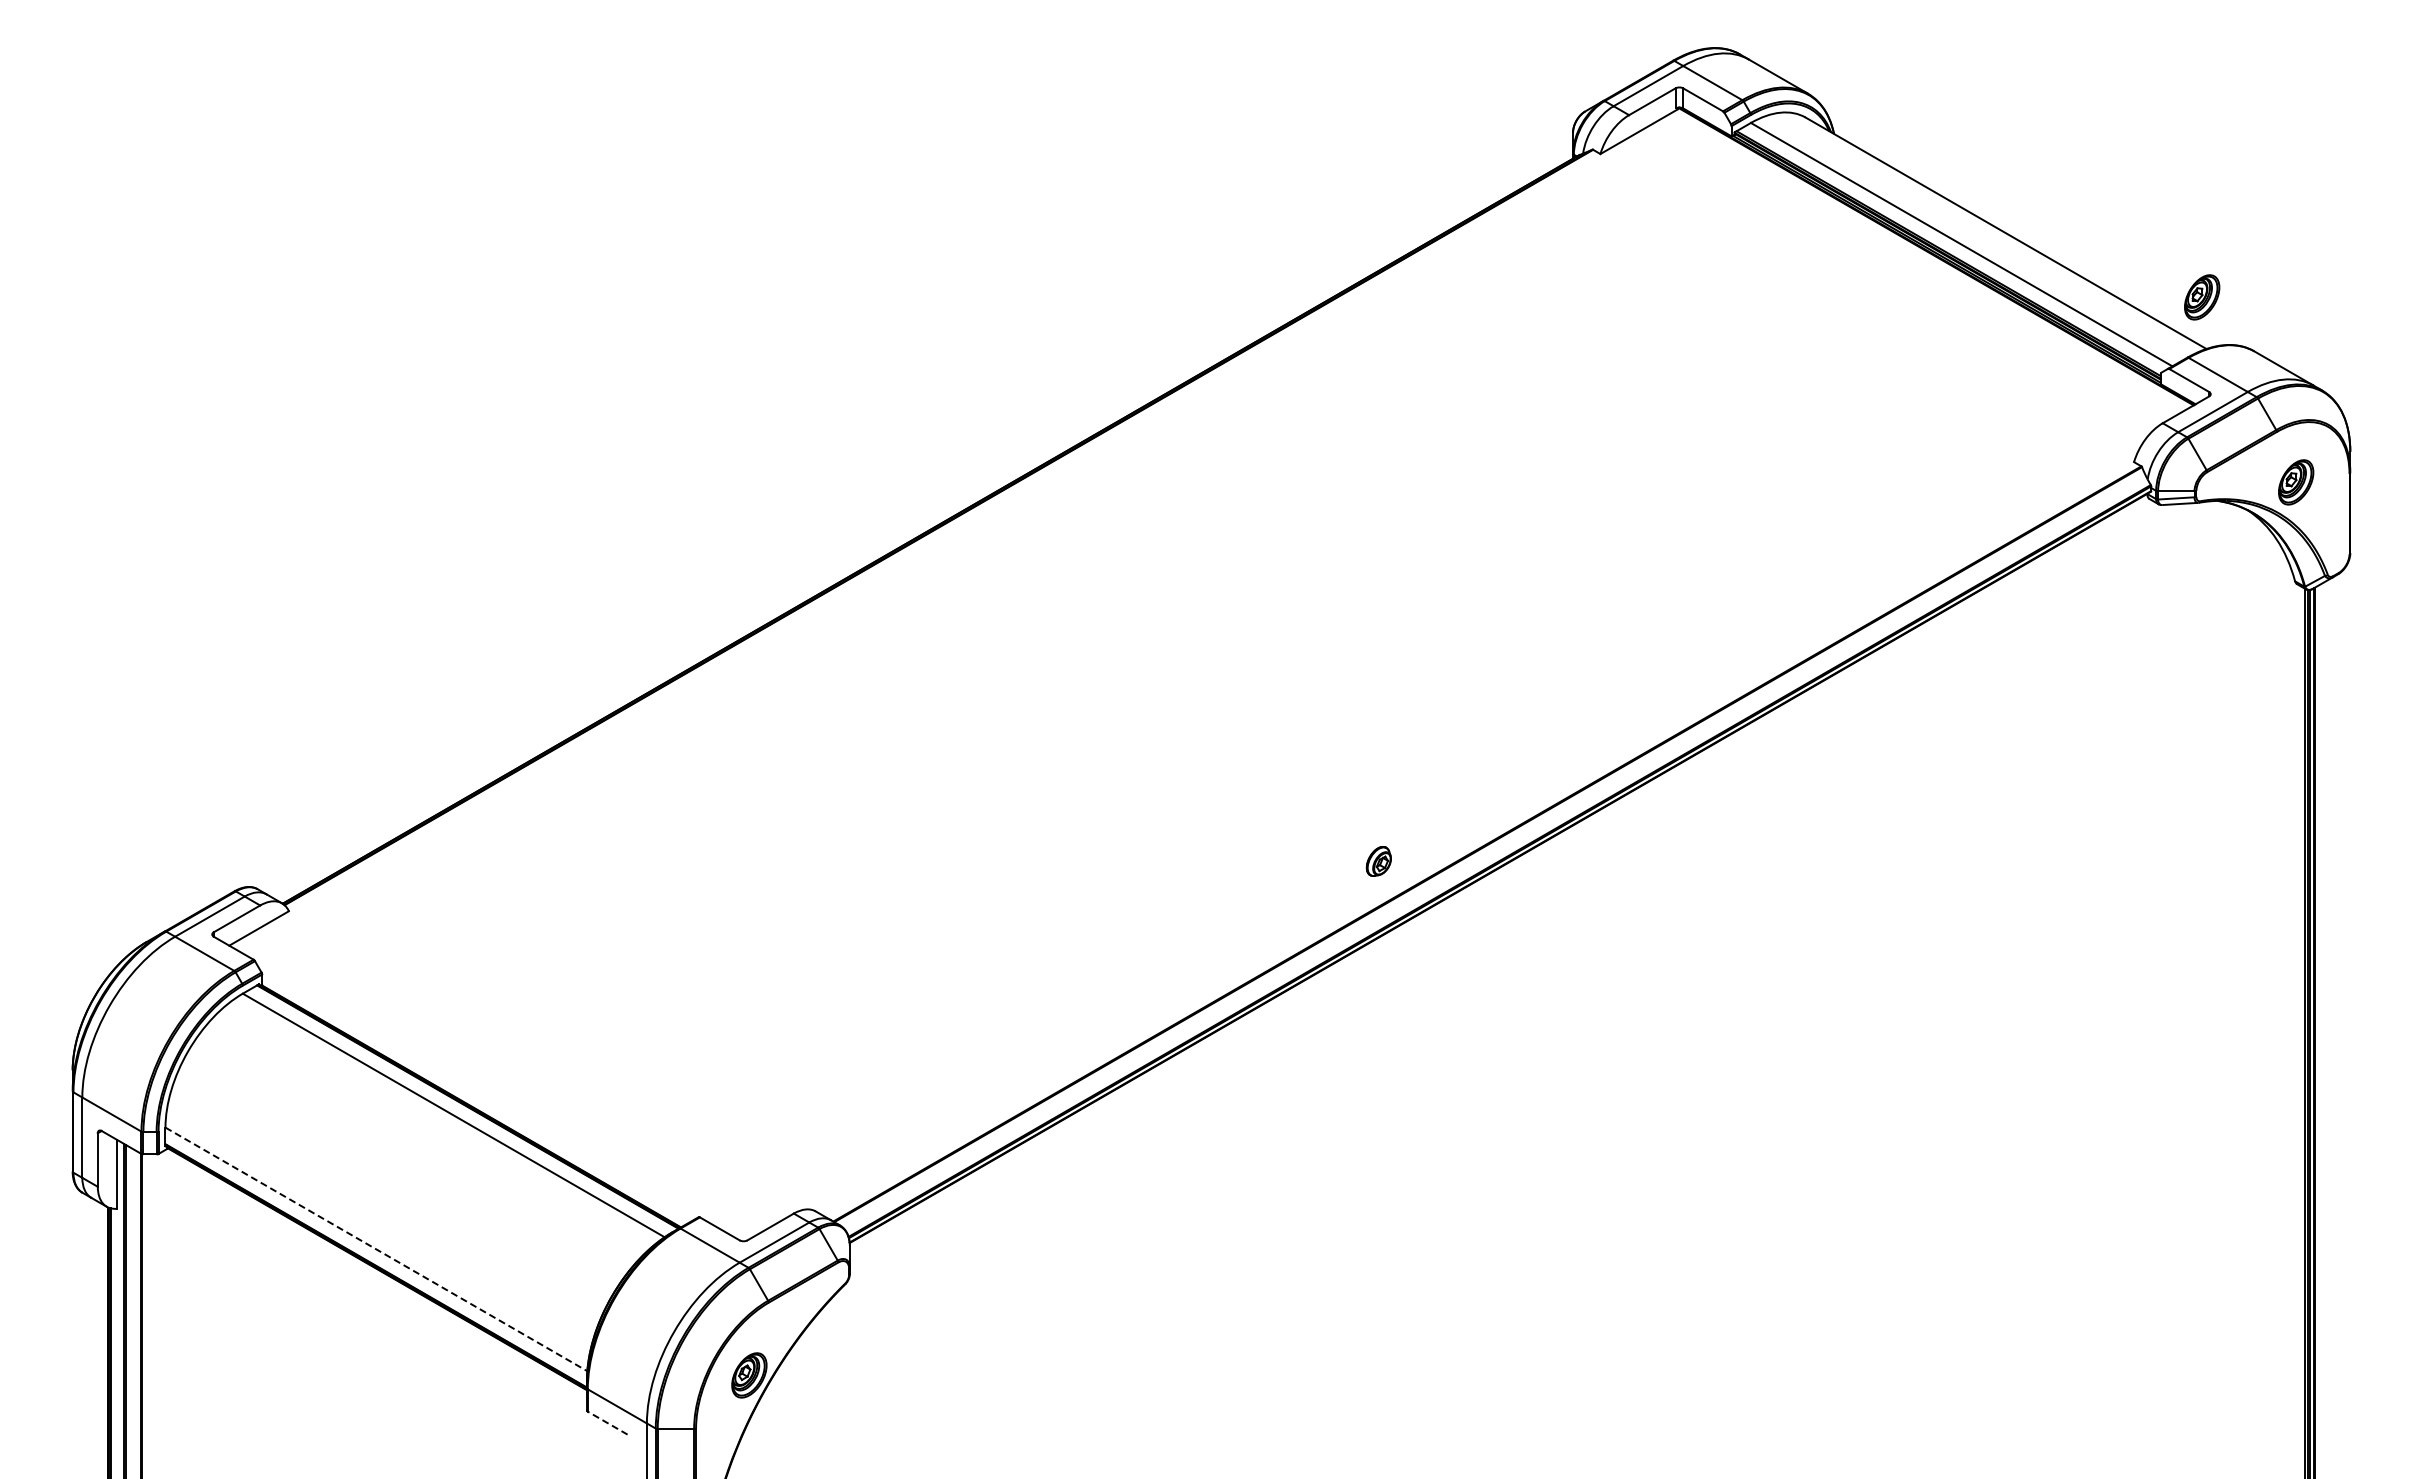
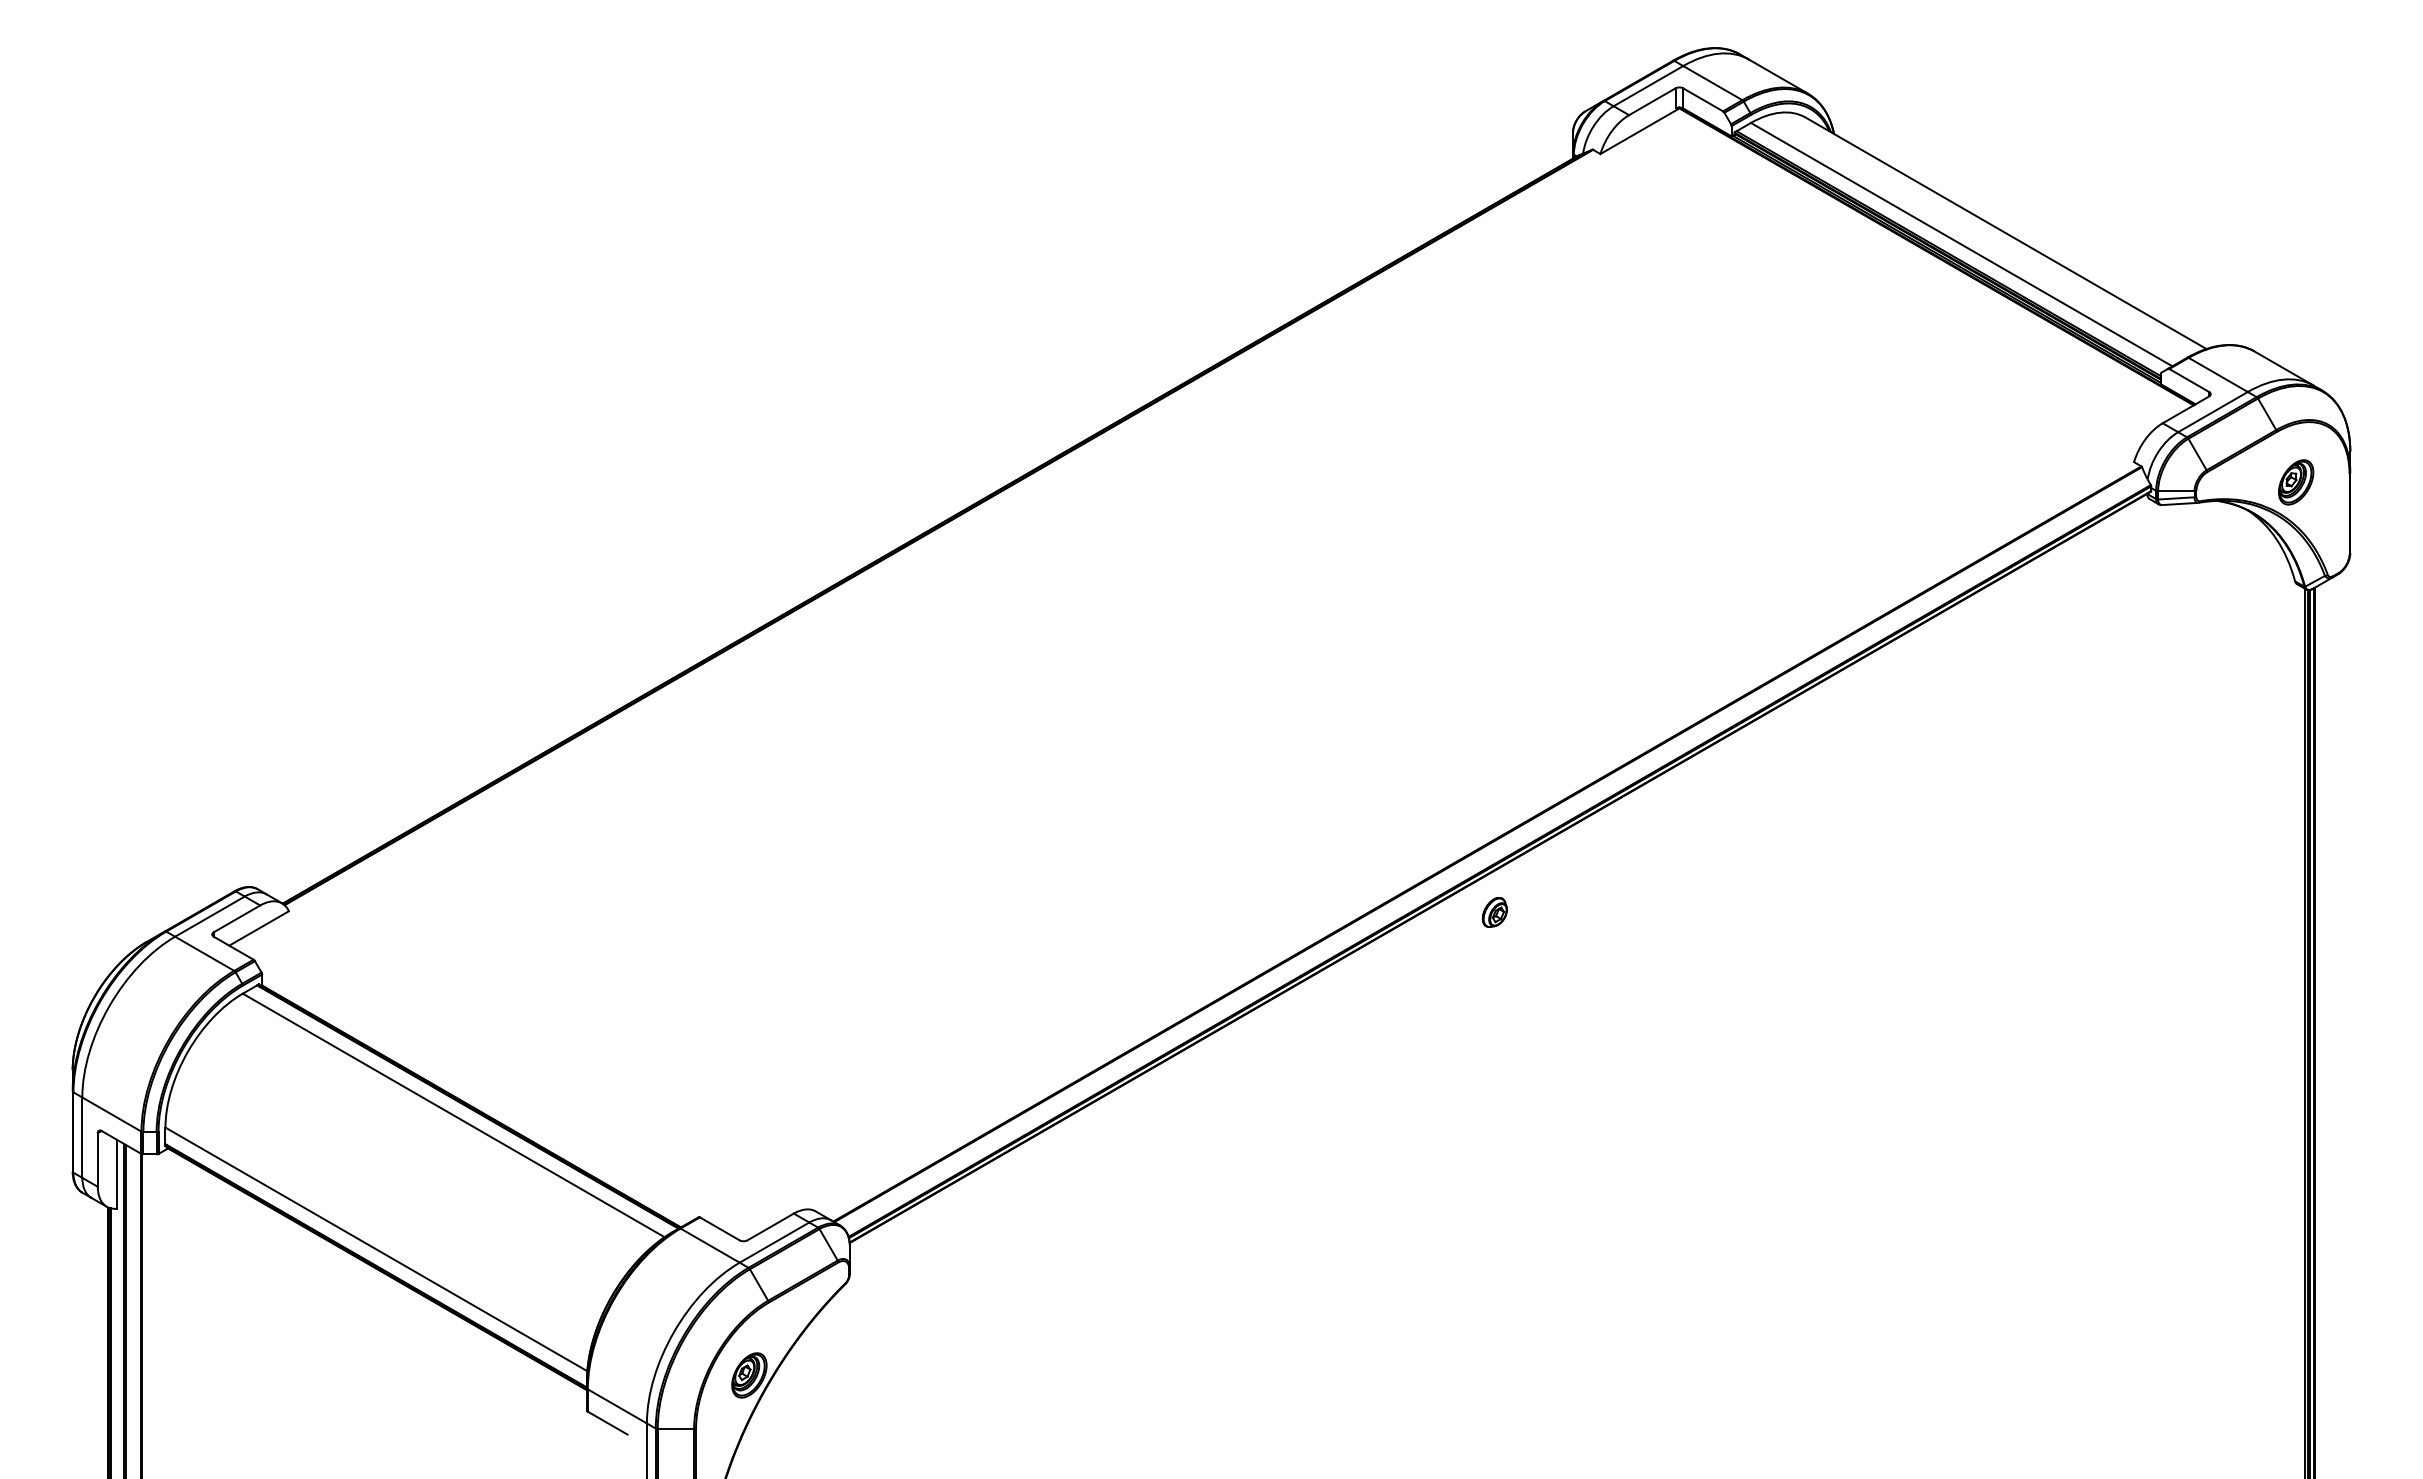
part: present -> none (2202, 297)
part position: (1378, 861) -> (1494, 912) (1494, 912)
line: dashed -> solid (376, 1249)
line: dashed -> solid (607, 1423)
